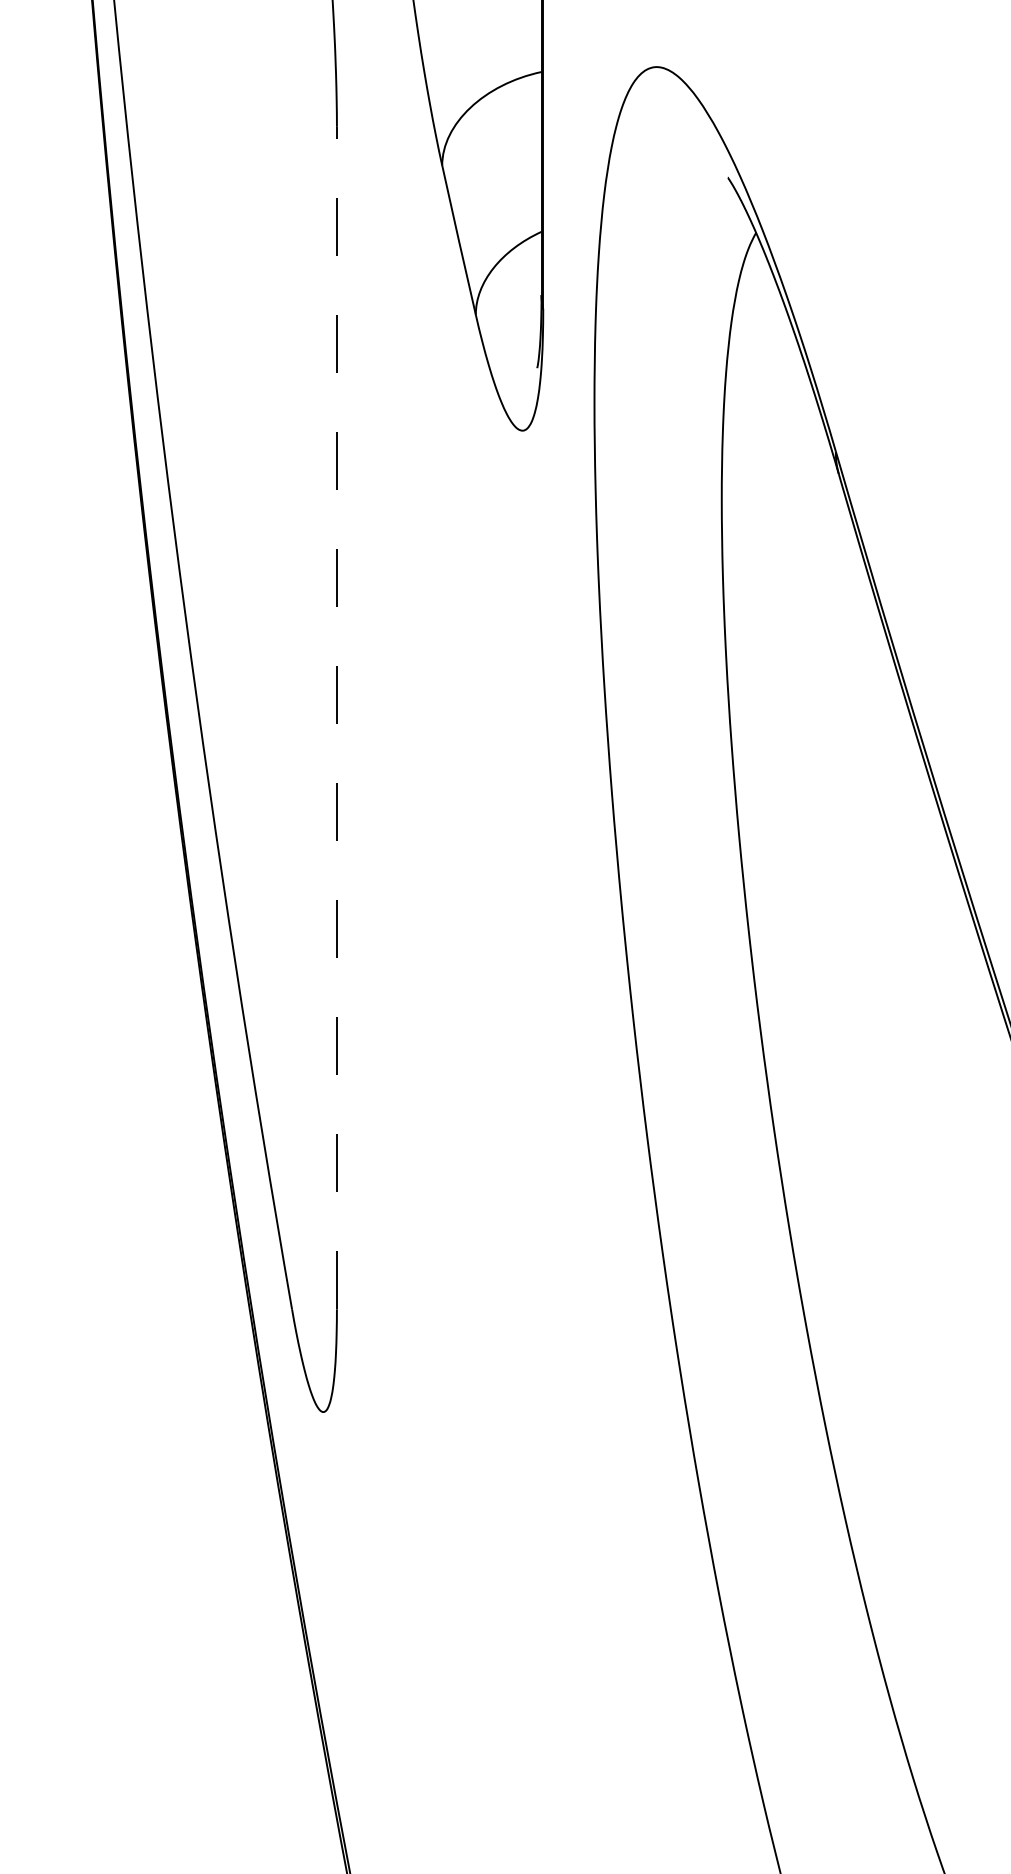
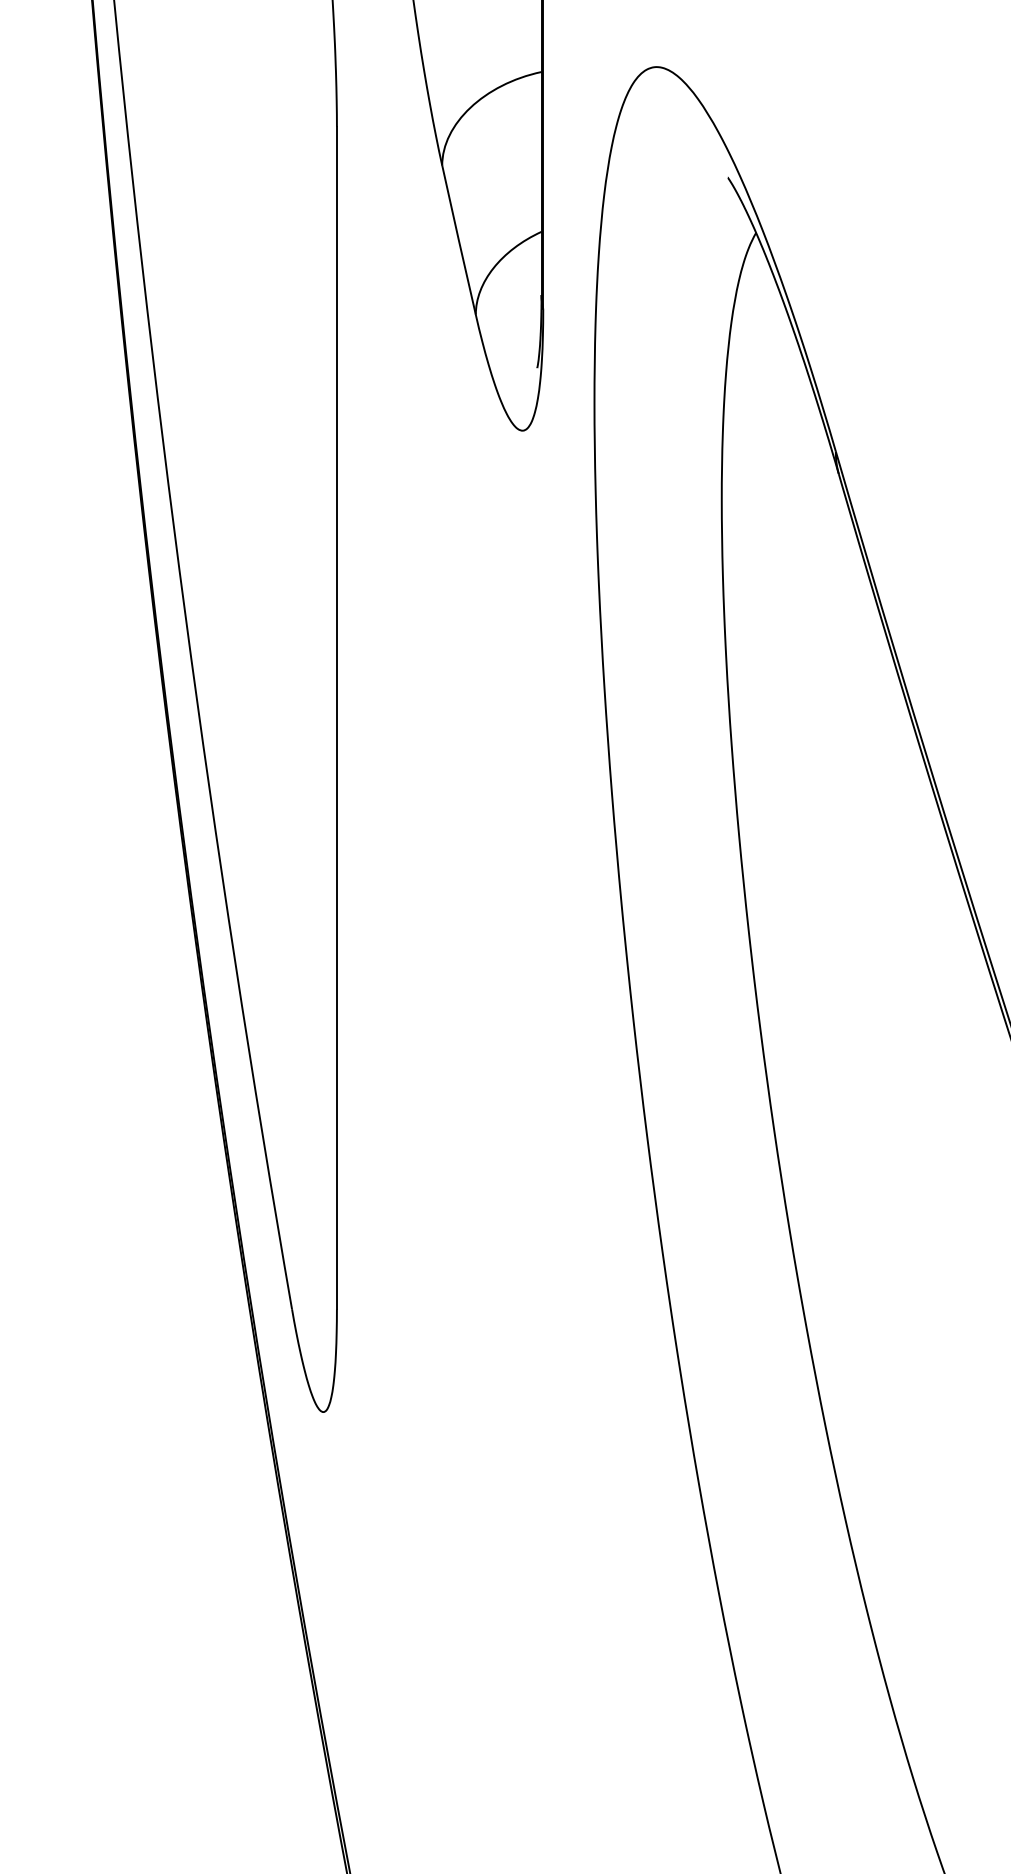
line: dashed -> solid (336, 717)
